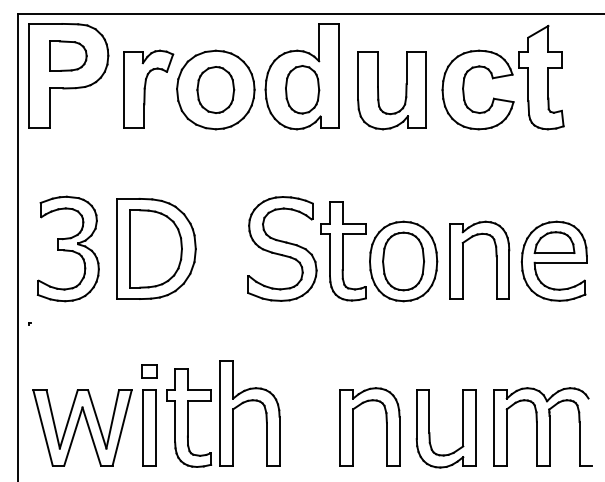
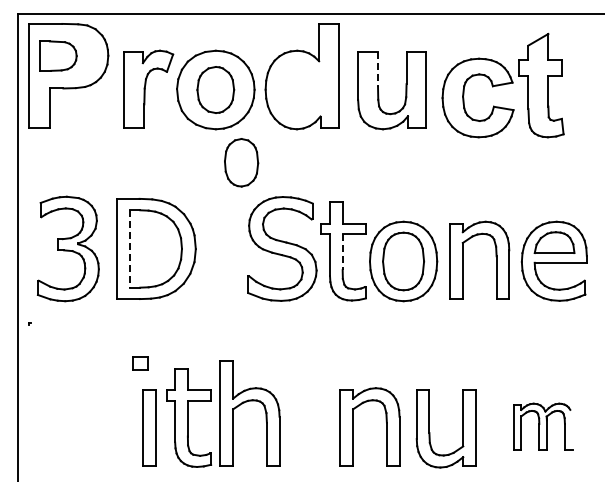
part position: (68, 55) -> (58, 55) (58, 55)
line: solid -> dashed (378, 70)
part position: (502, 77) -> (502, 85) (502, 85)
part position: (302, 89) -> (241, 162) (241, 162)
line: solid -> dashed (130, 248)
line: solid -> dashed (342, 252)
part position: (149, 371) -> (140, 363) (140, 363)
part size: 100x80 px -> 61x49 px (543, 426)
part: present -> none (82, 427)
